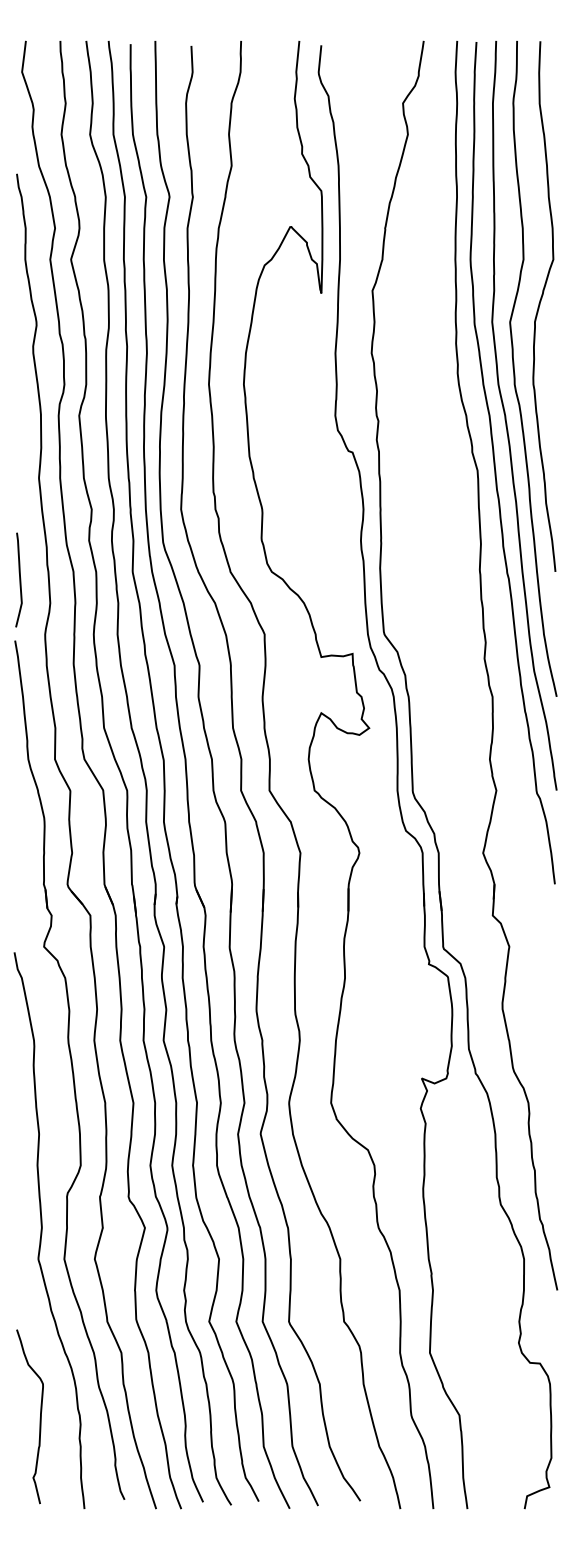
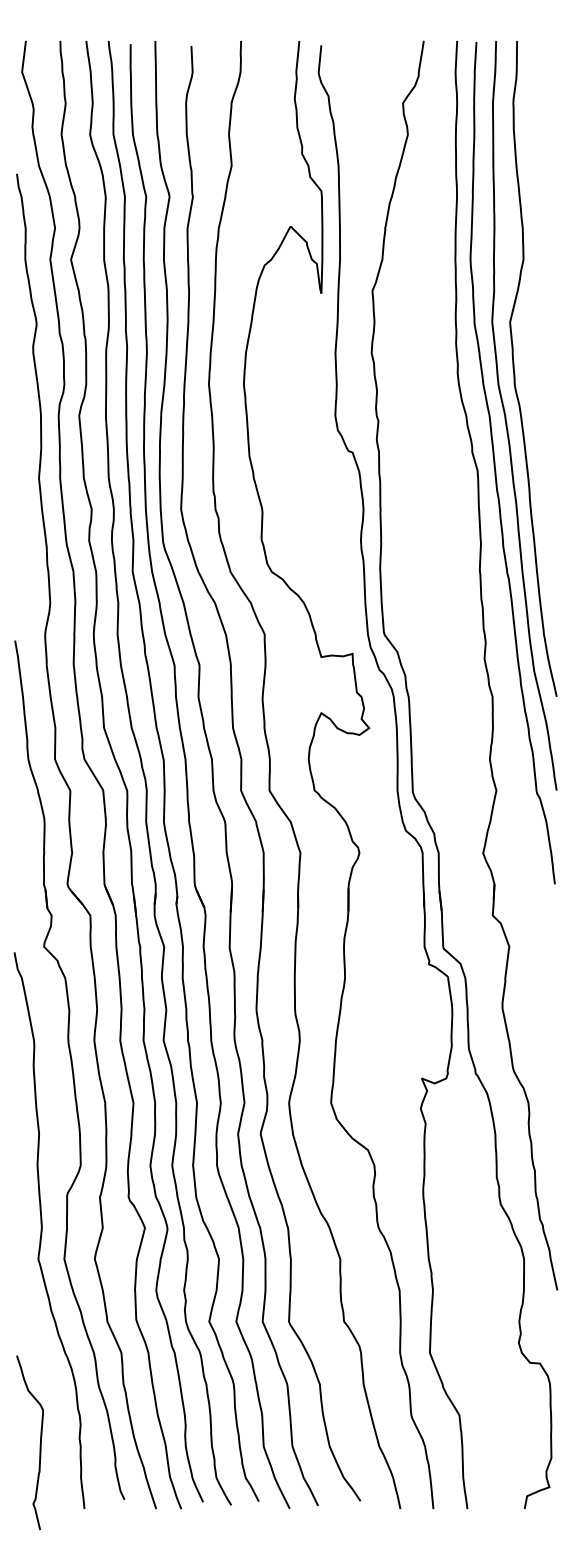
curve: present -> none (540, 305)
curve: present -> none (19, 579)
curve position: (39, 1418) -> (39, 1444) (39, 1444)
